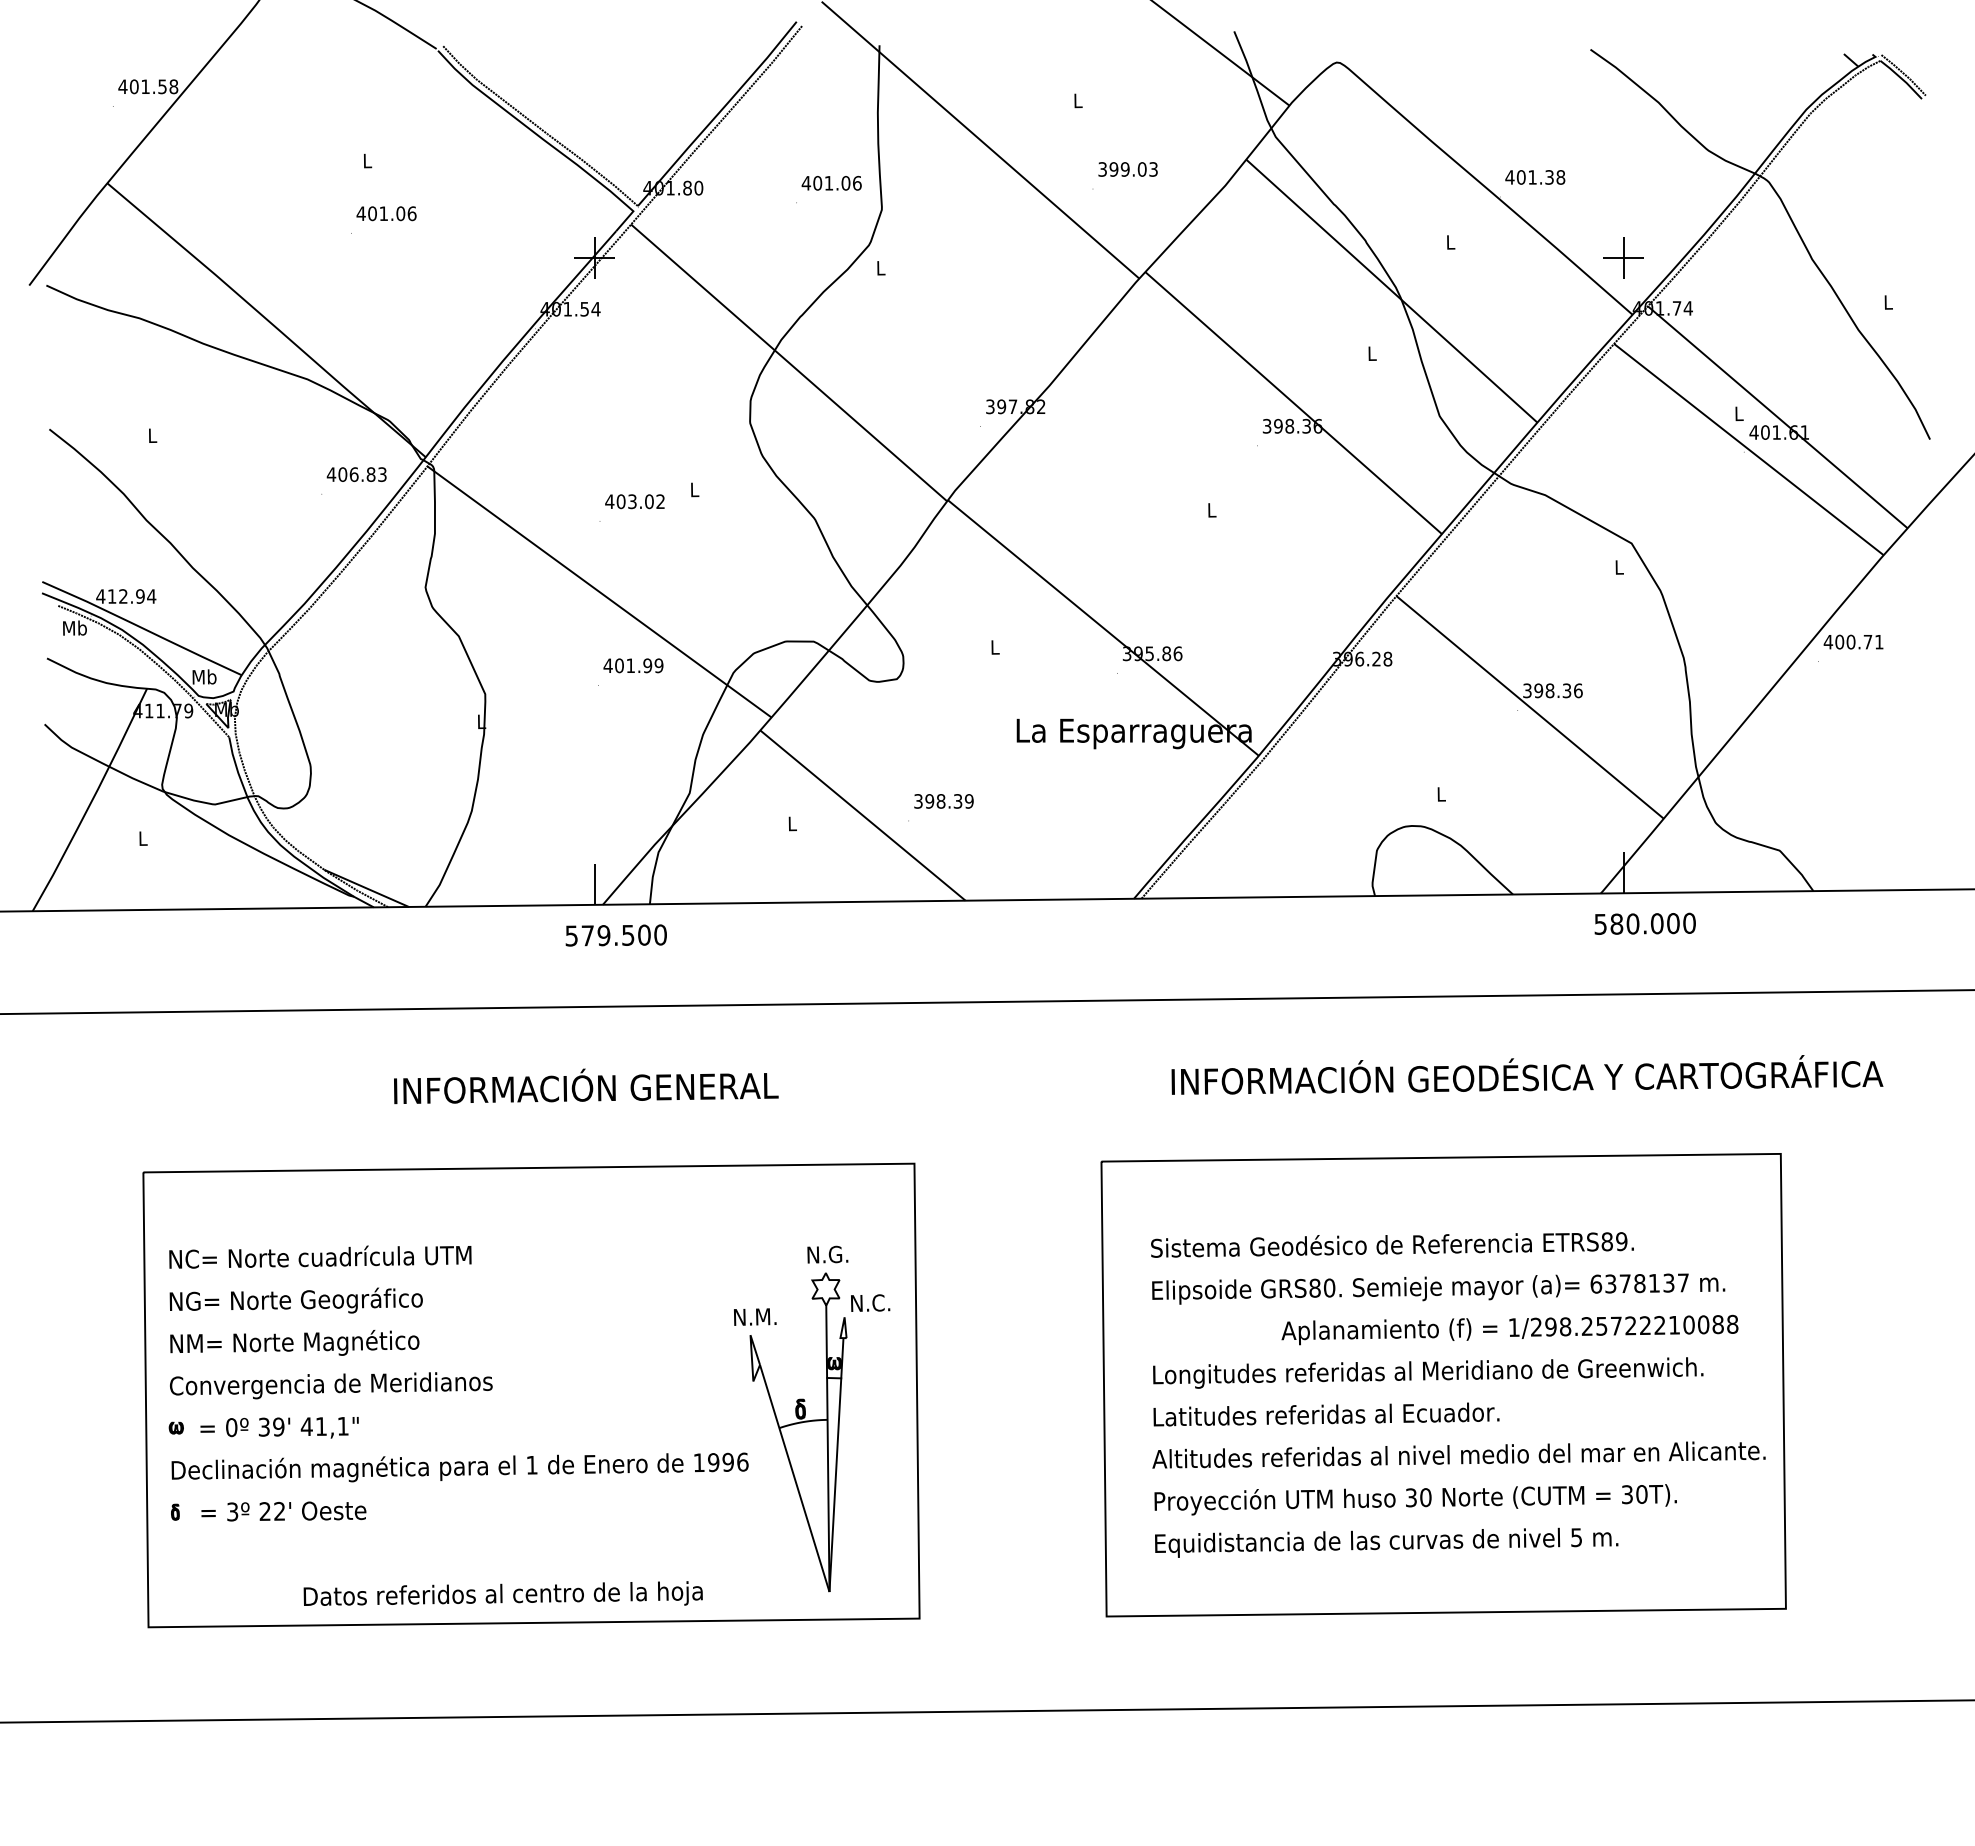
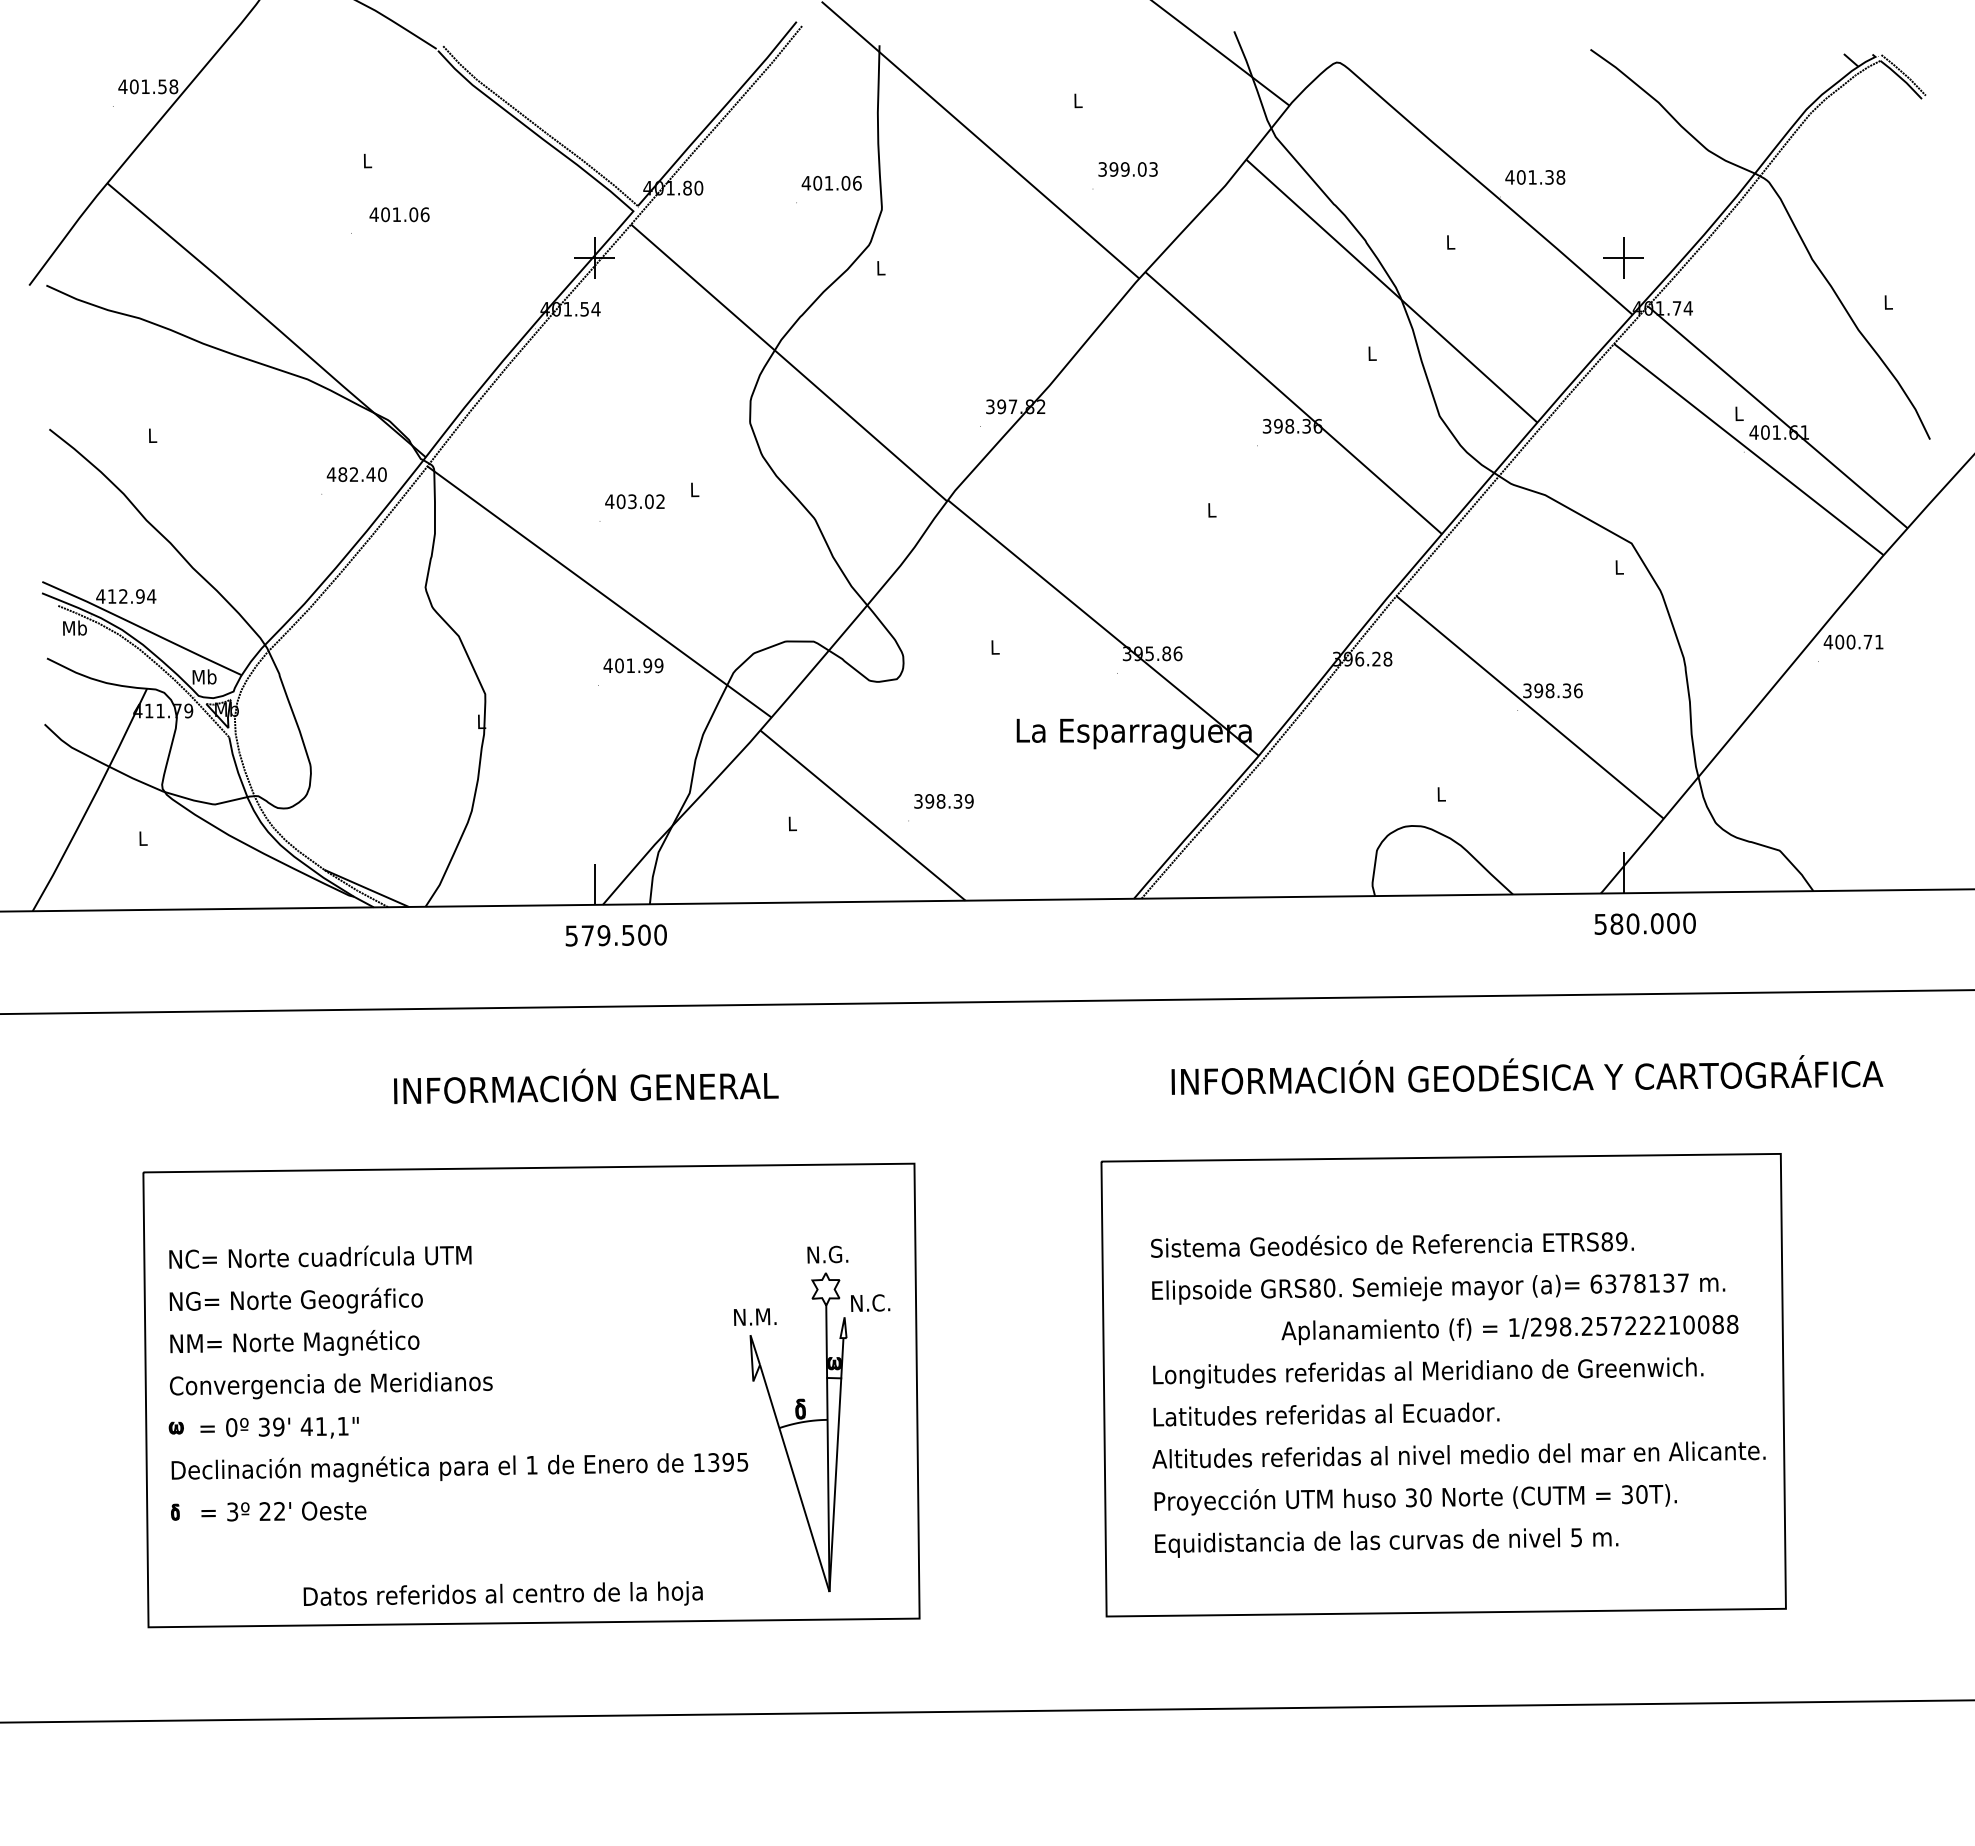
text position: (386, 213) -> (399, 214) (399, 214)
text: 406.83 -> 482.40 (362, 474)
text: 1996 -> 1395 (728, 1461)
